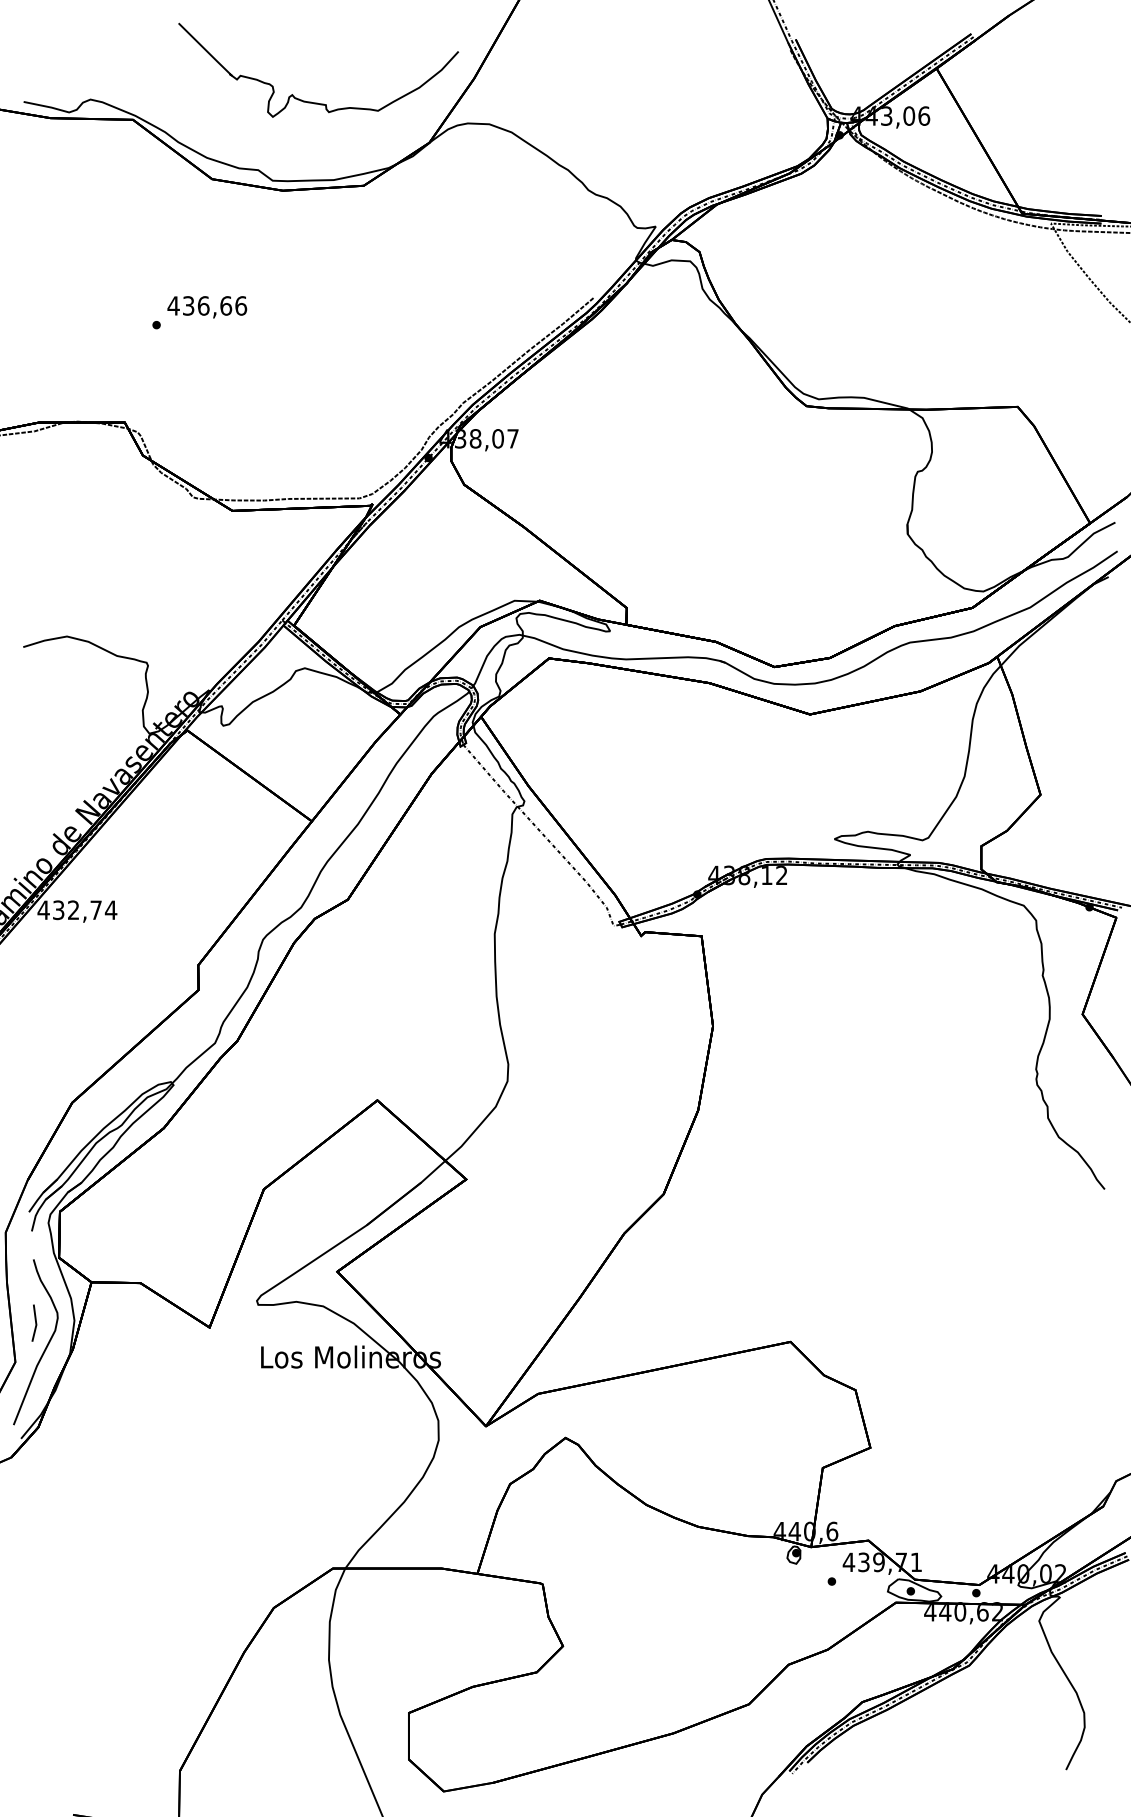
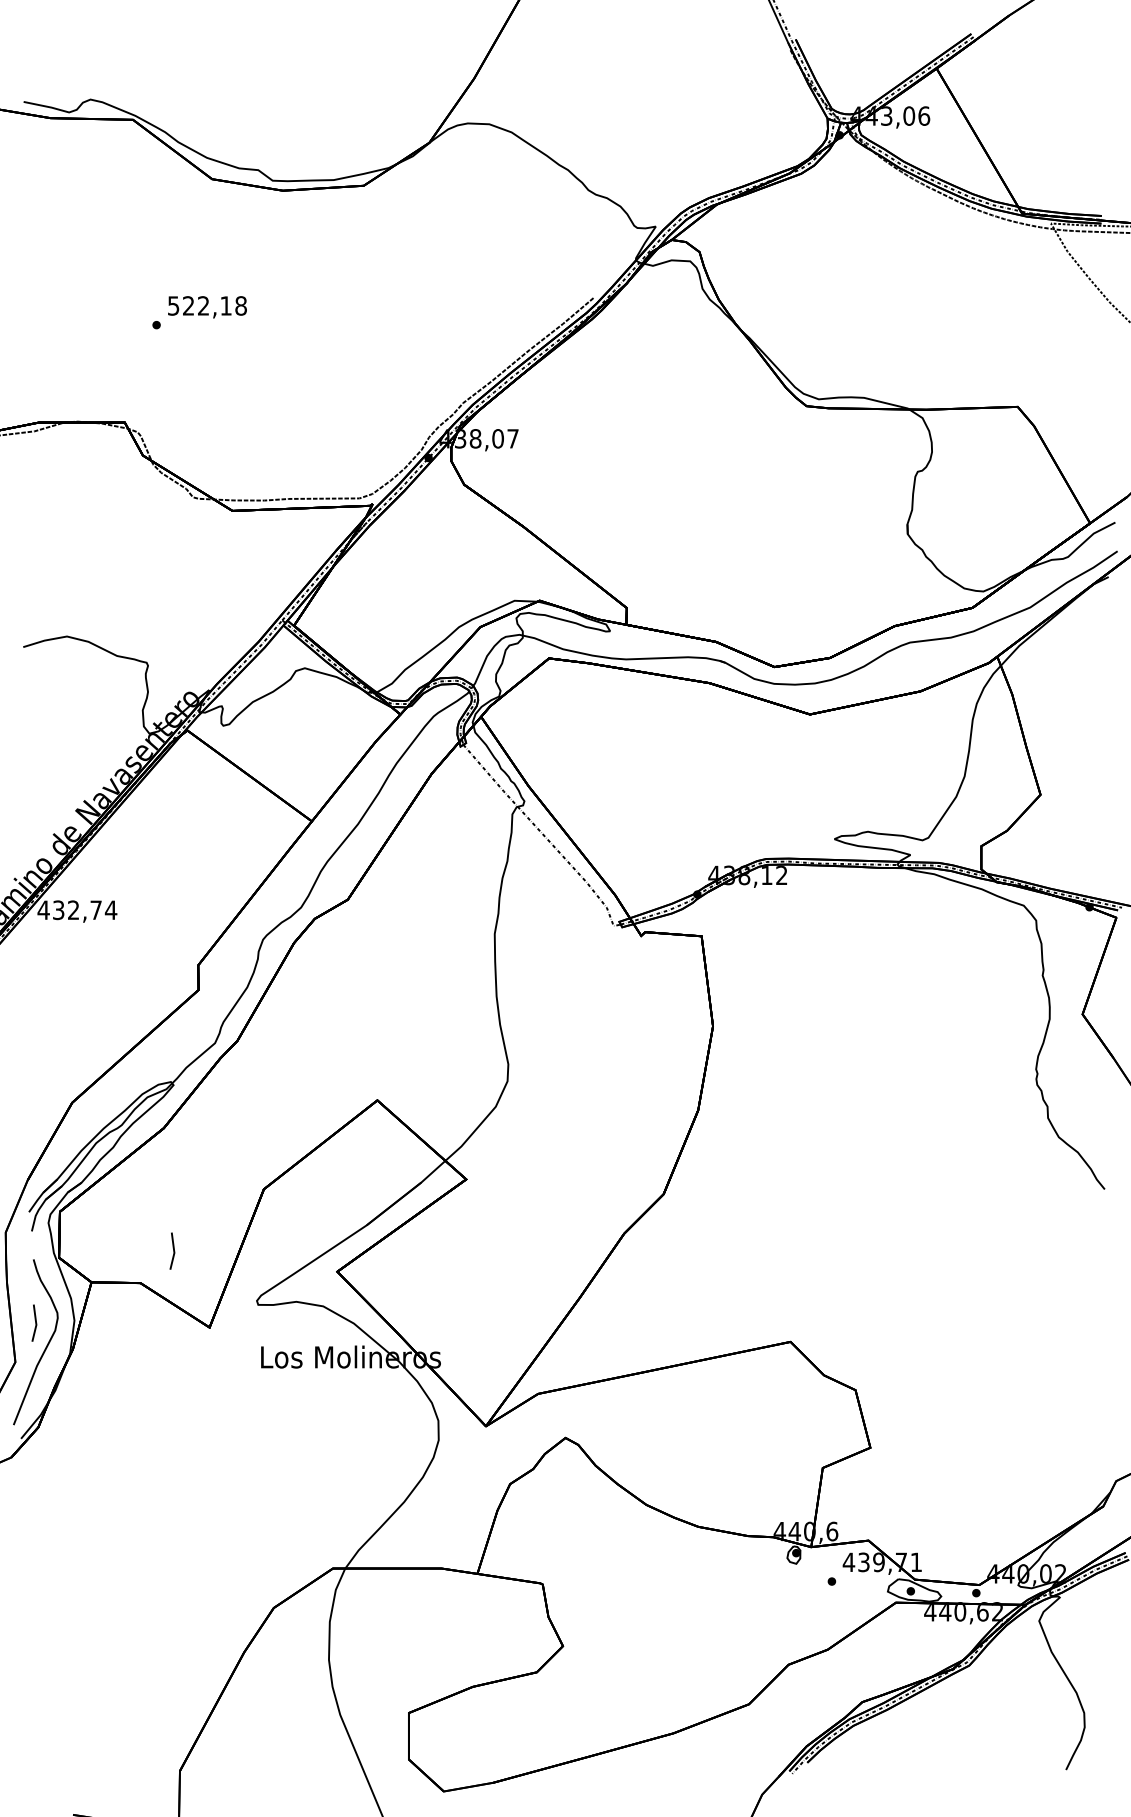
curve: present -> none (311, 101)
text: 436,66 -> 522,18 (207, 305)
line: none -> present (173, 1250)
